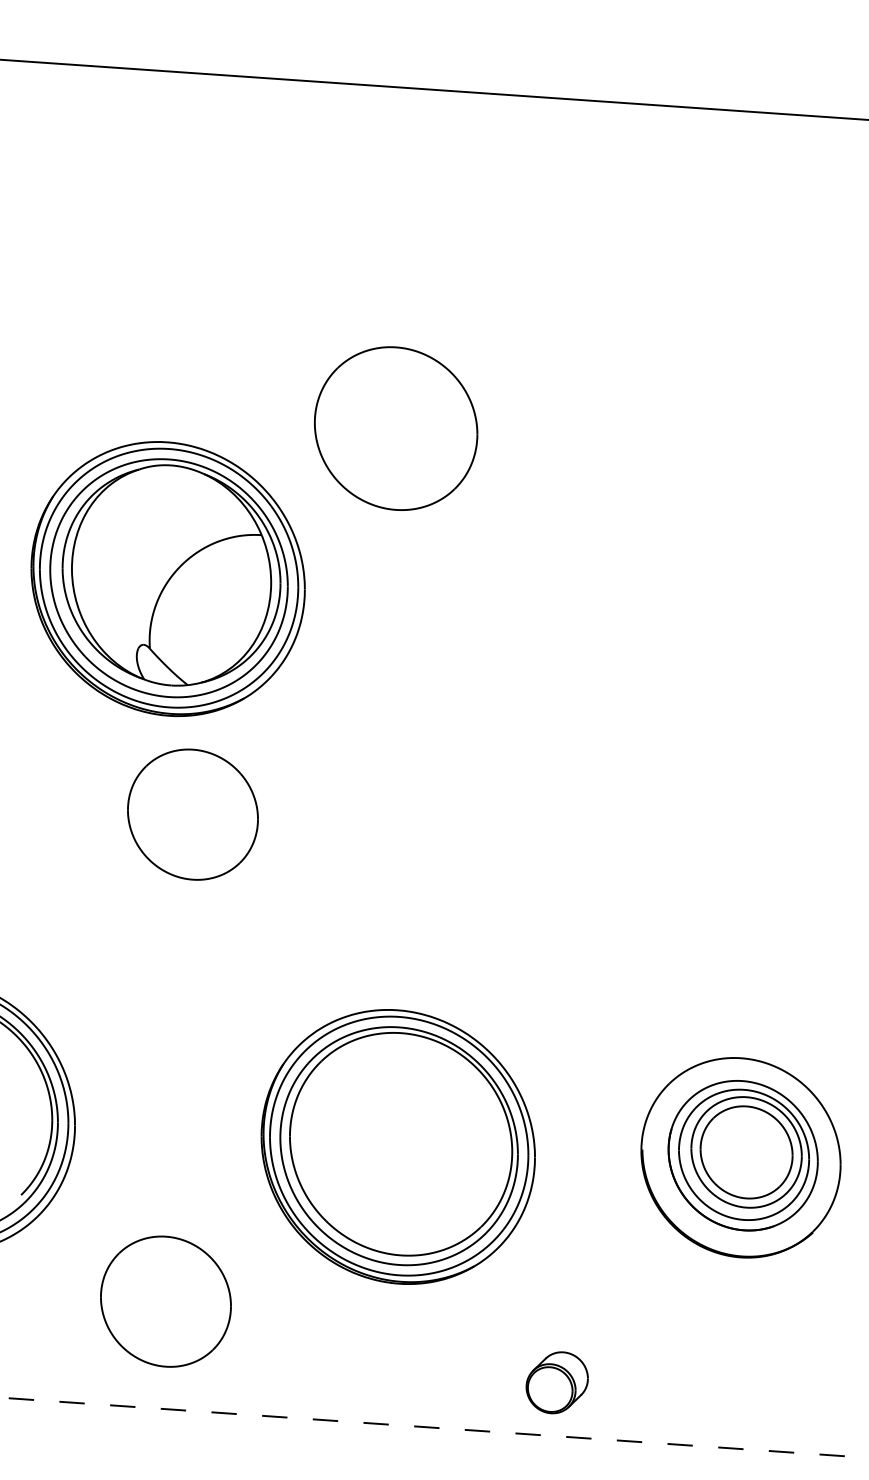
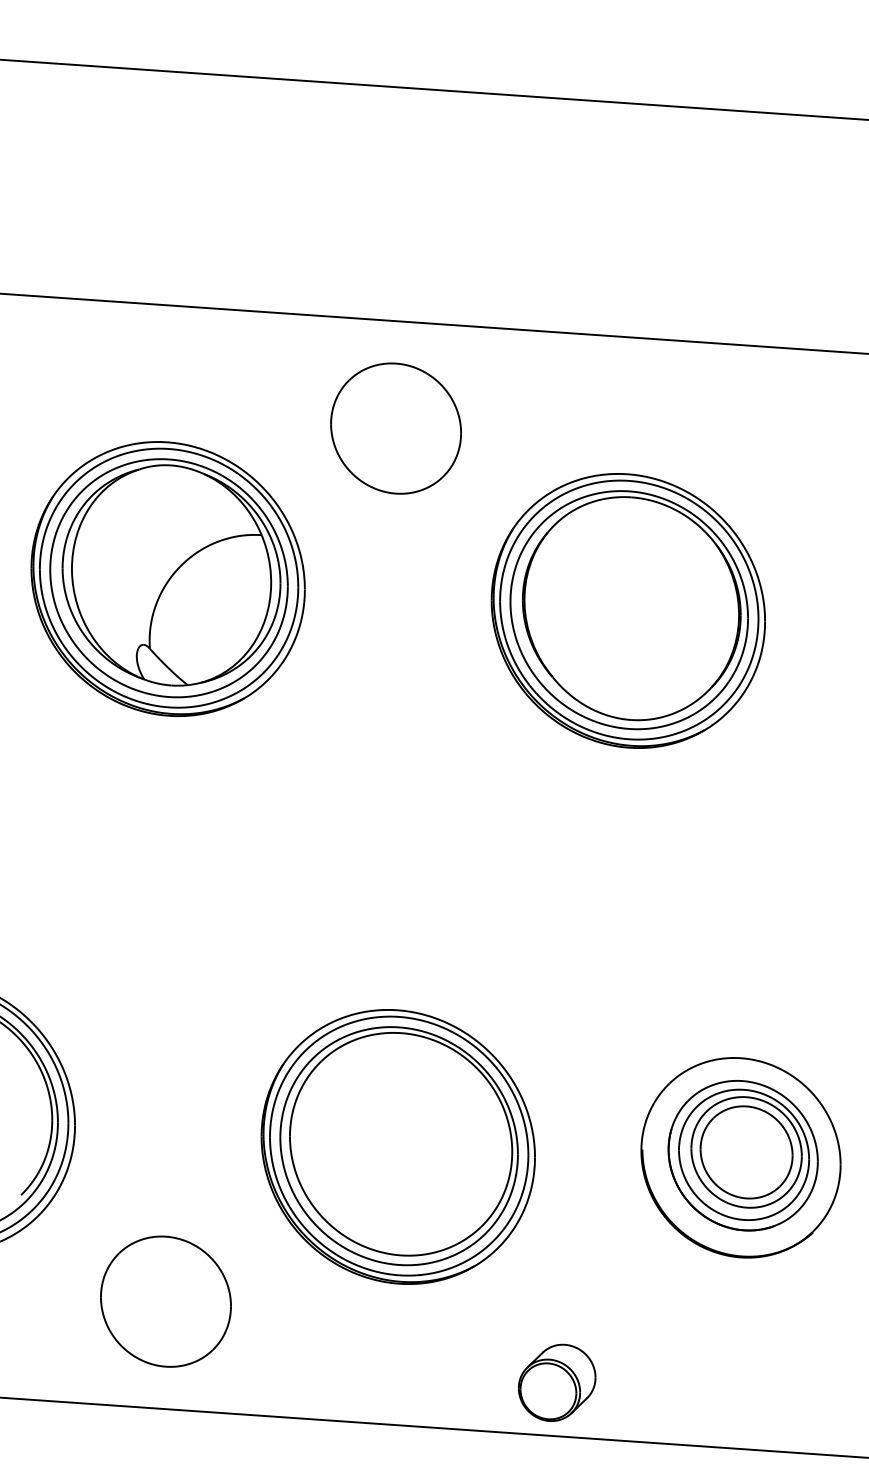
line: none -> present (433, 323)
part size: 165x165 px -> 132x133 px (395, 428)
part: none -> present (627, 610)
part: present -> none (192, 814)
part size: 64x64 px -> 79x79 px (557, 1382)
line: dashed -> solid (435, 1427)
